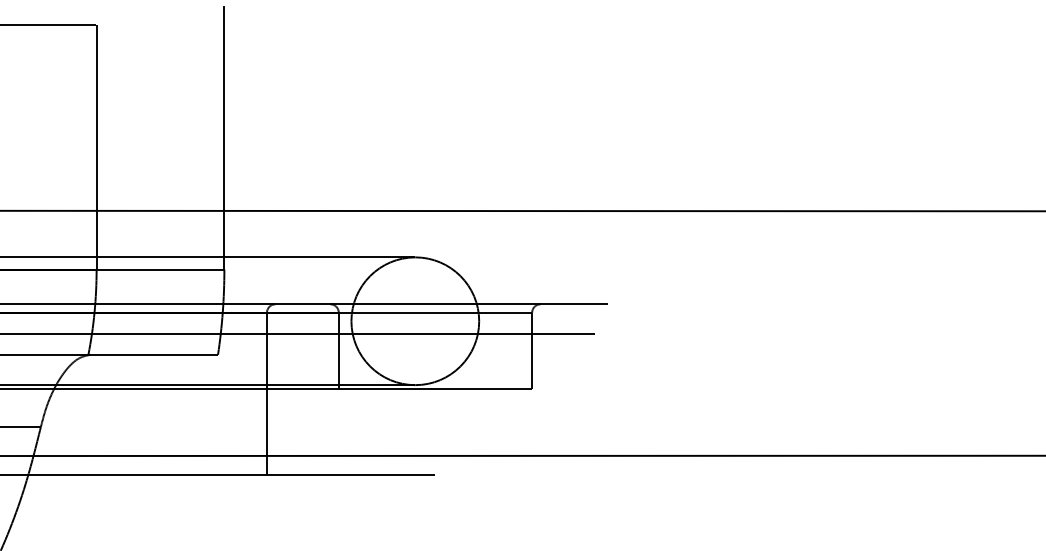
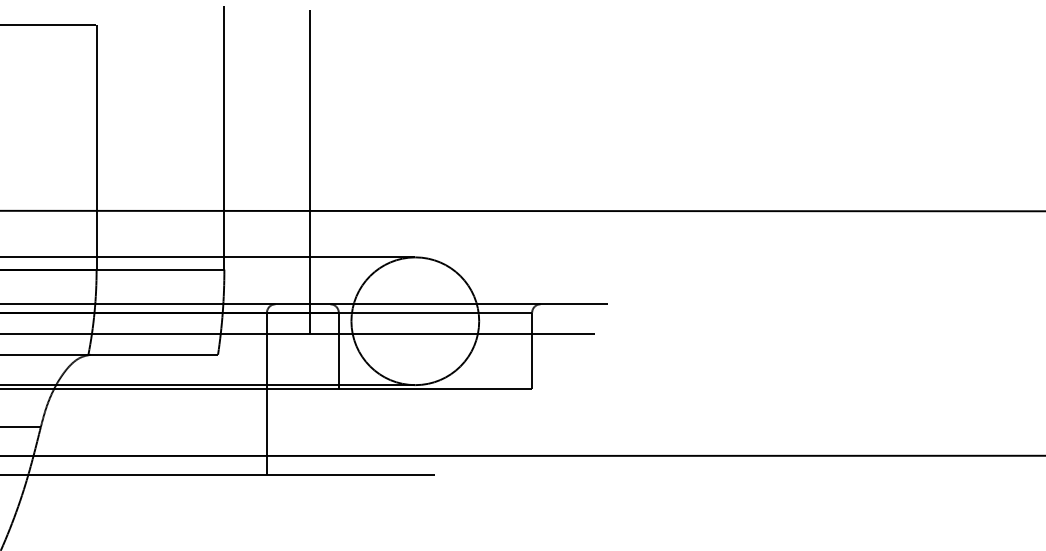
line: none -> present (309, 172)
